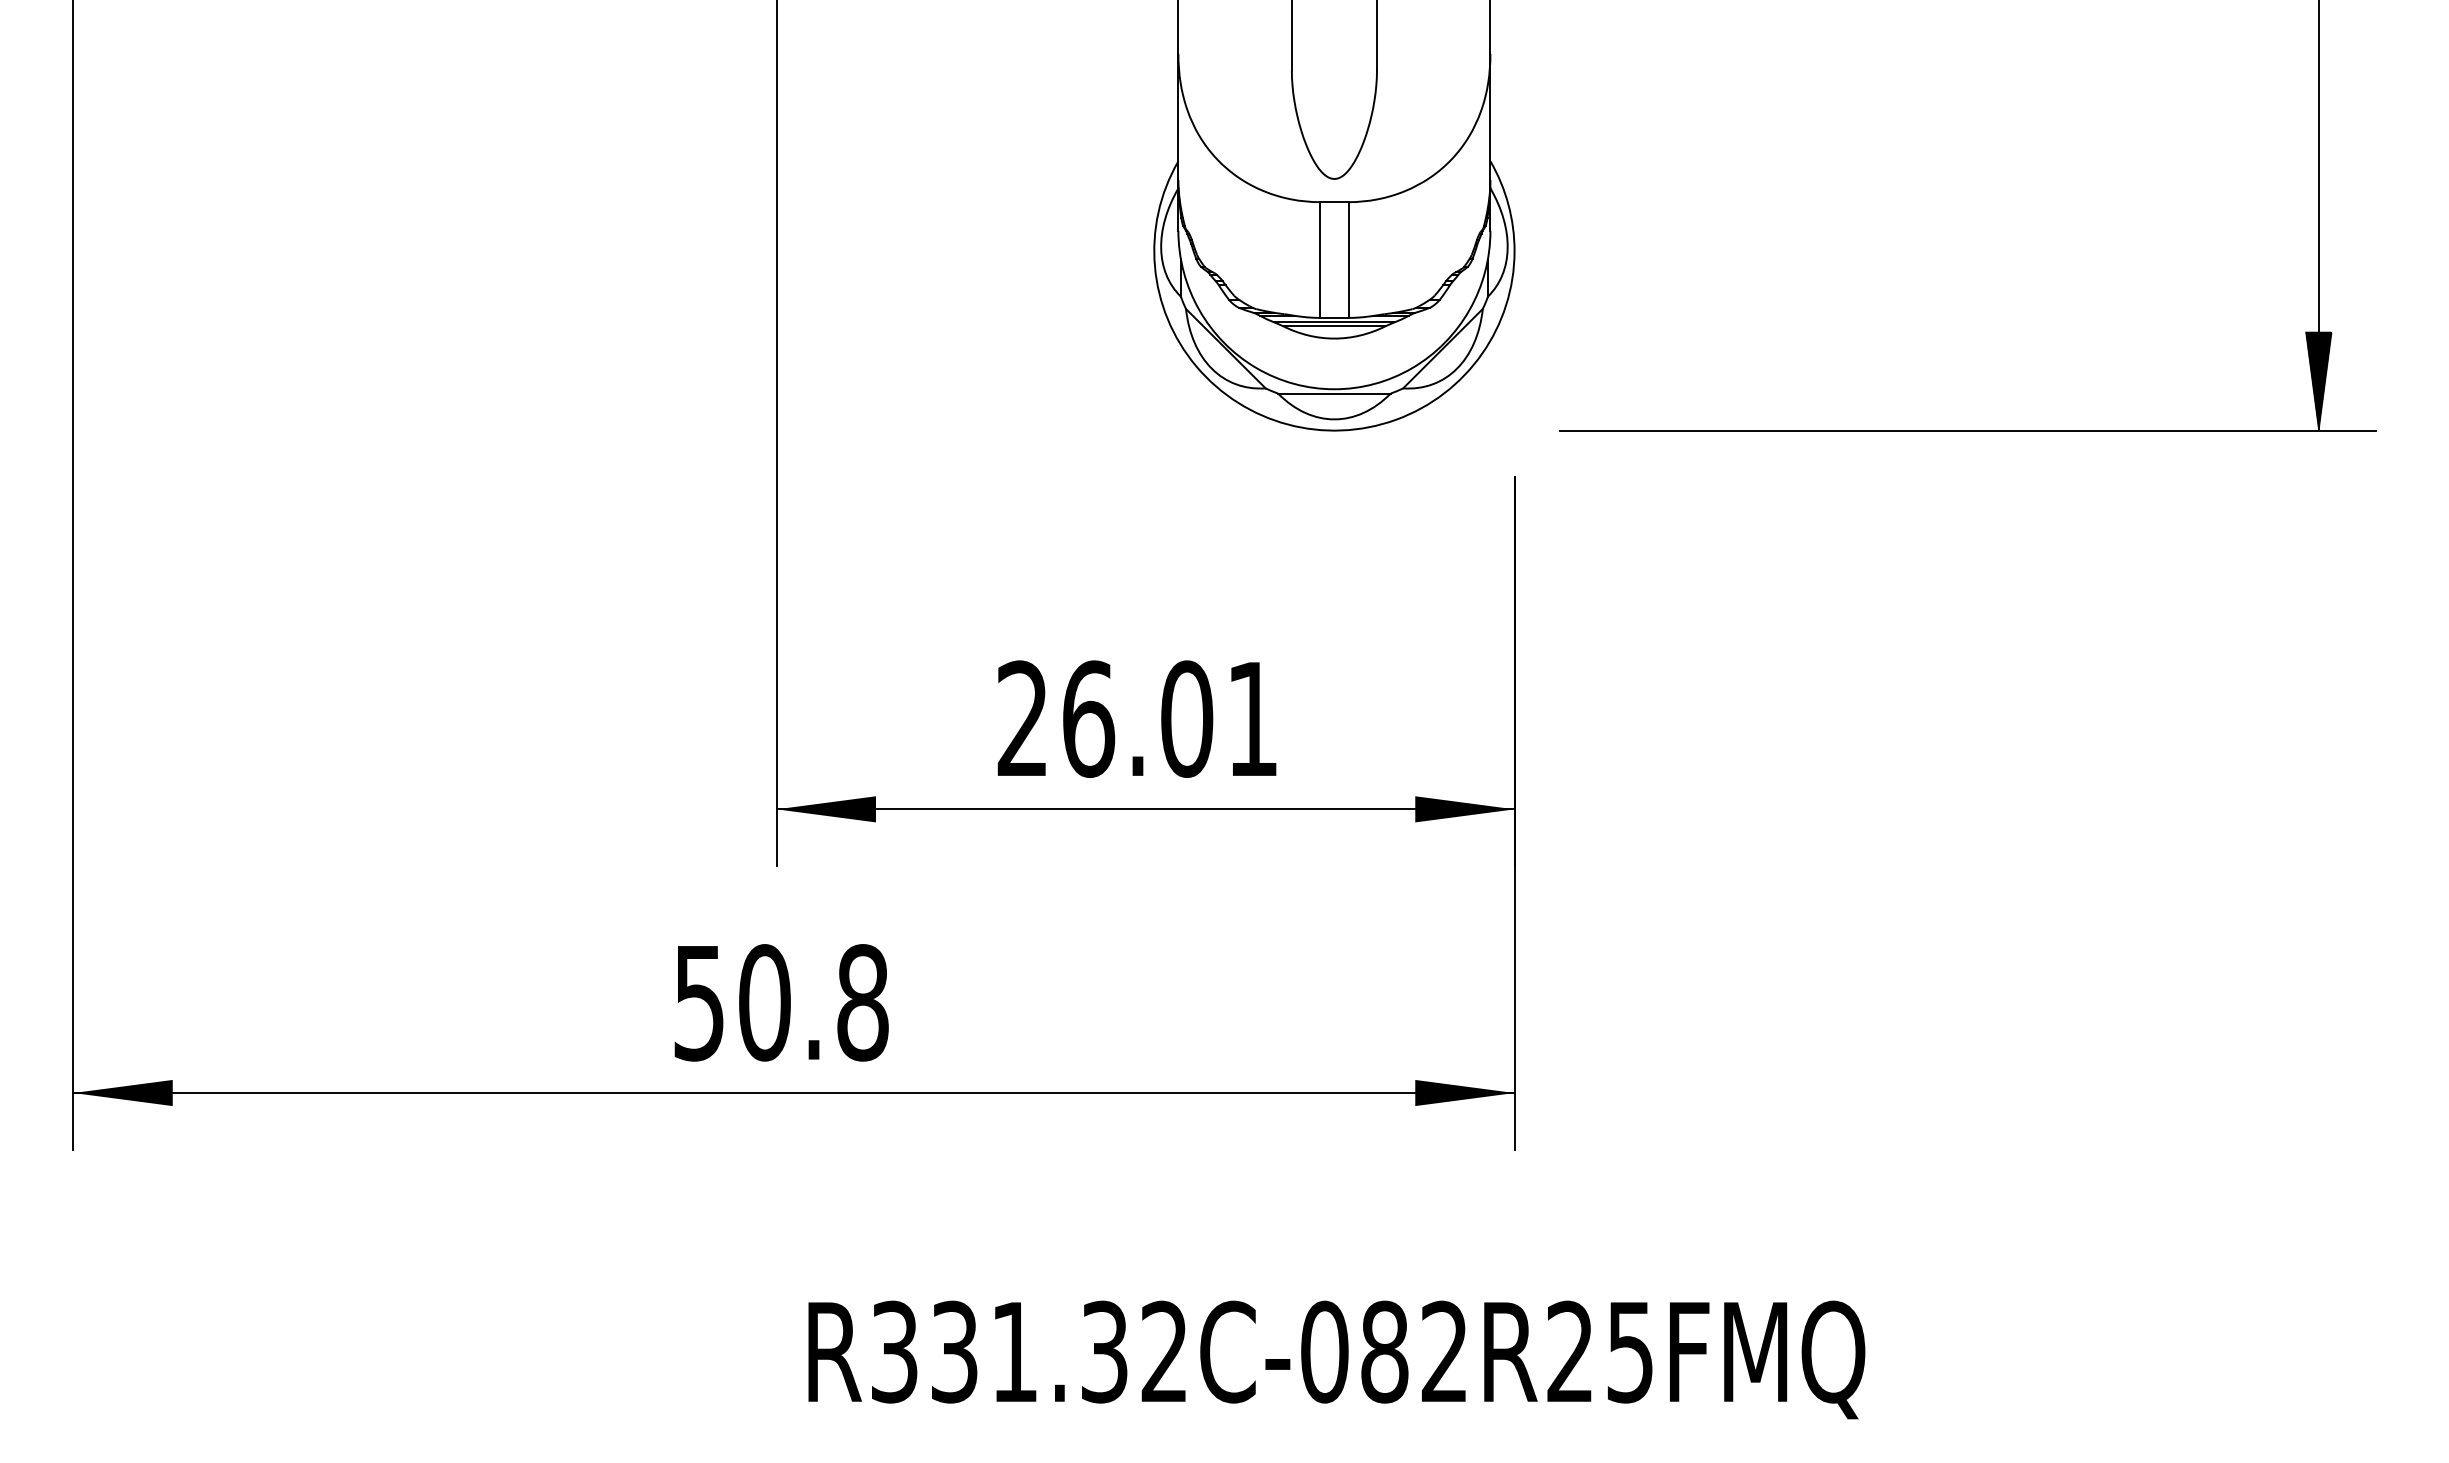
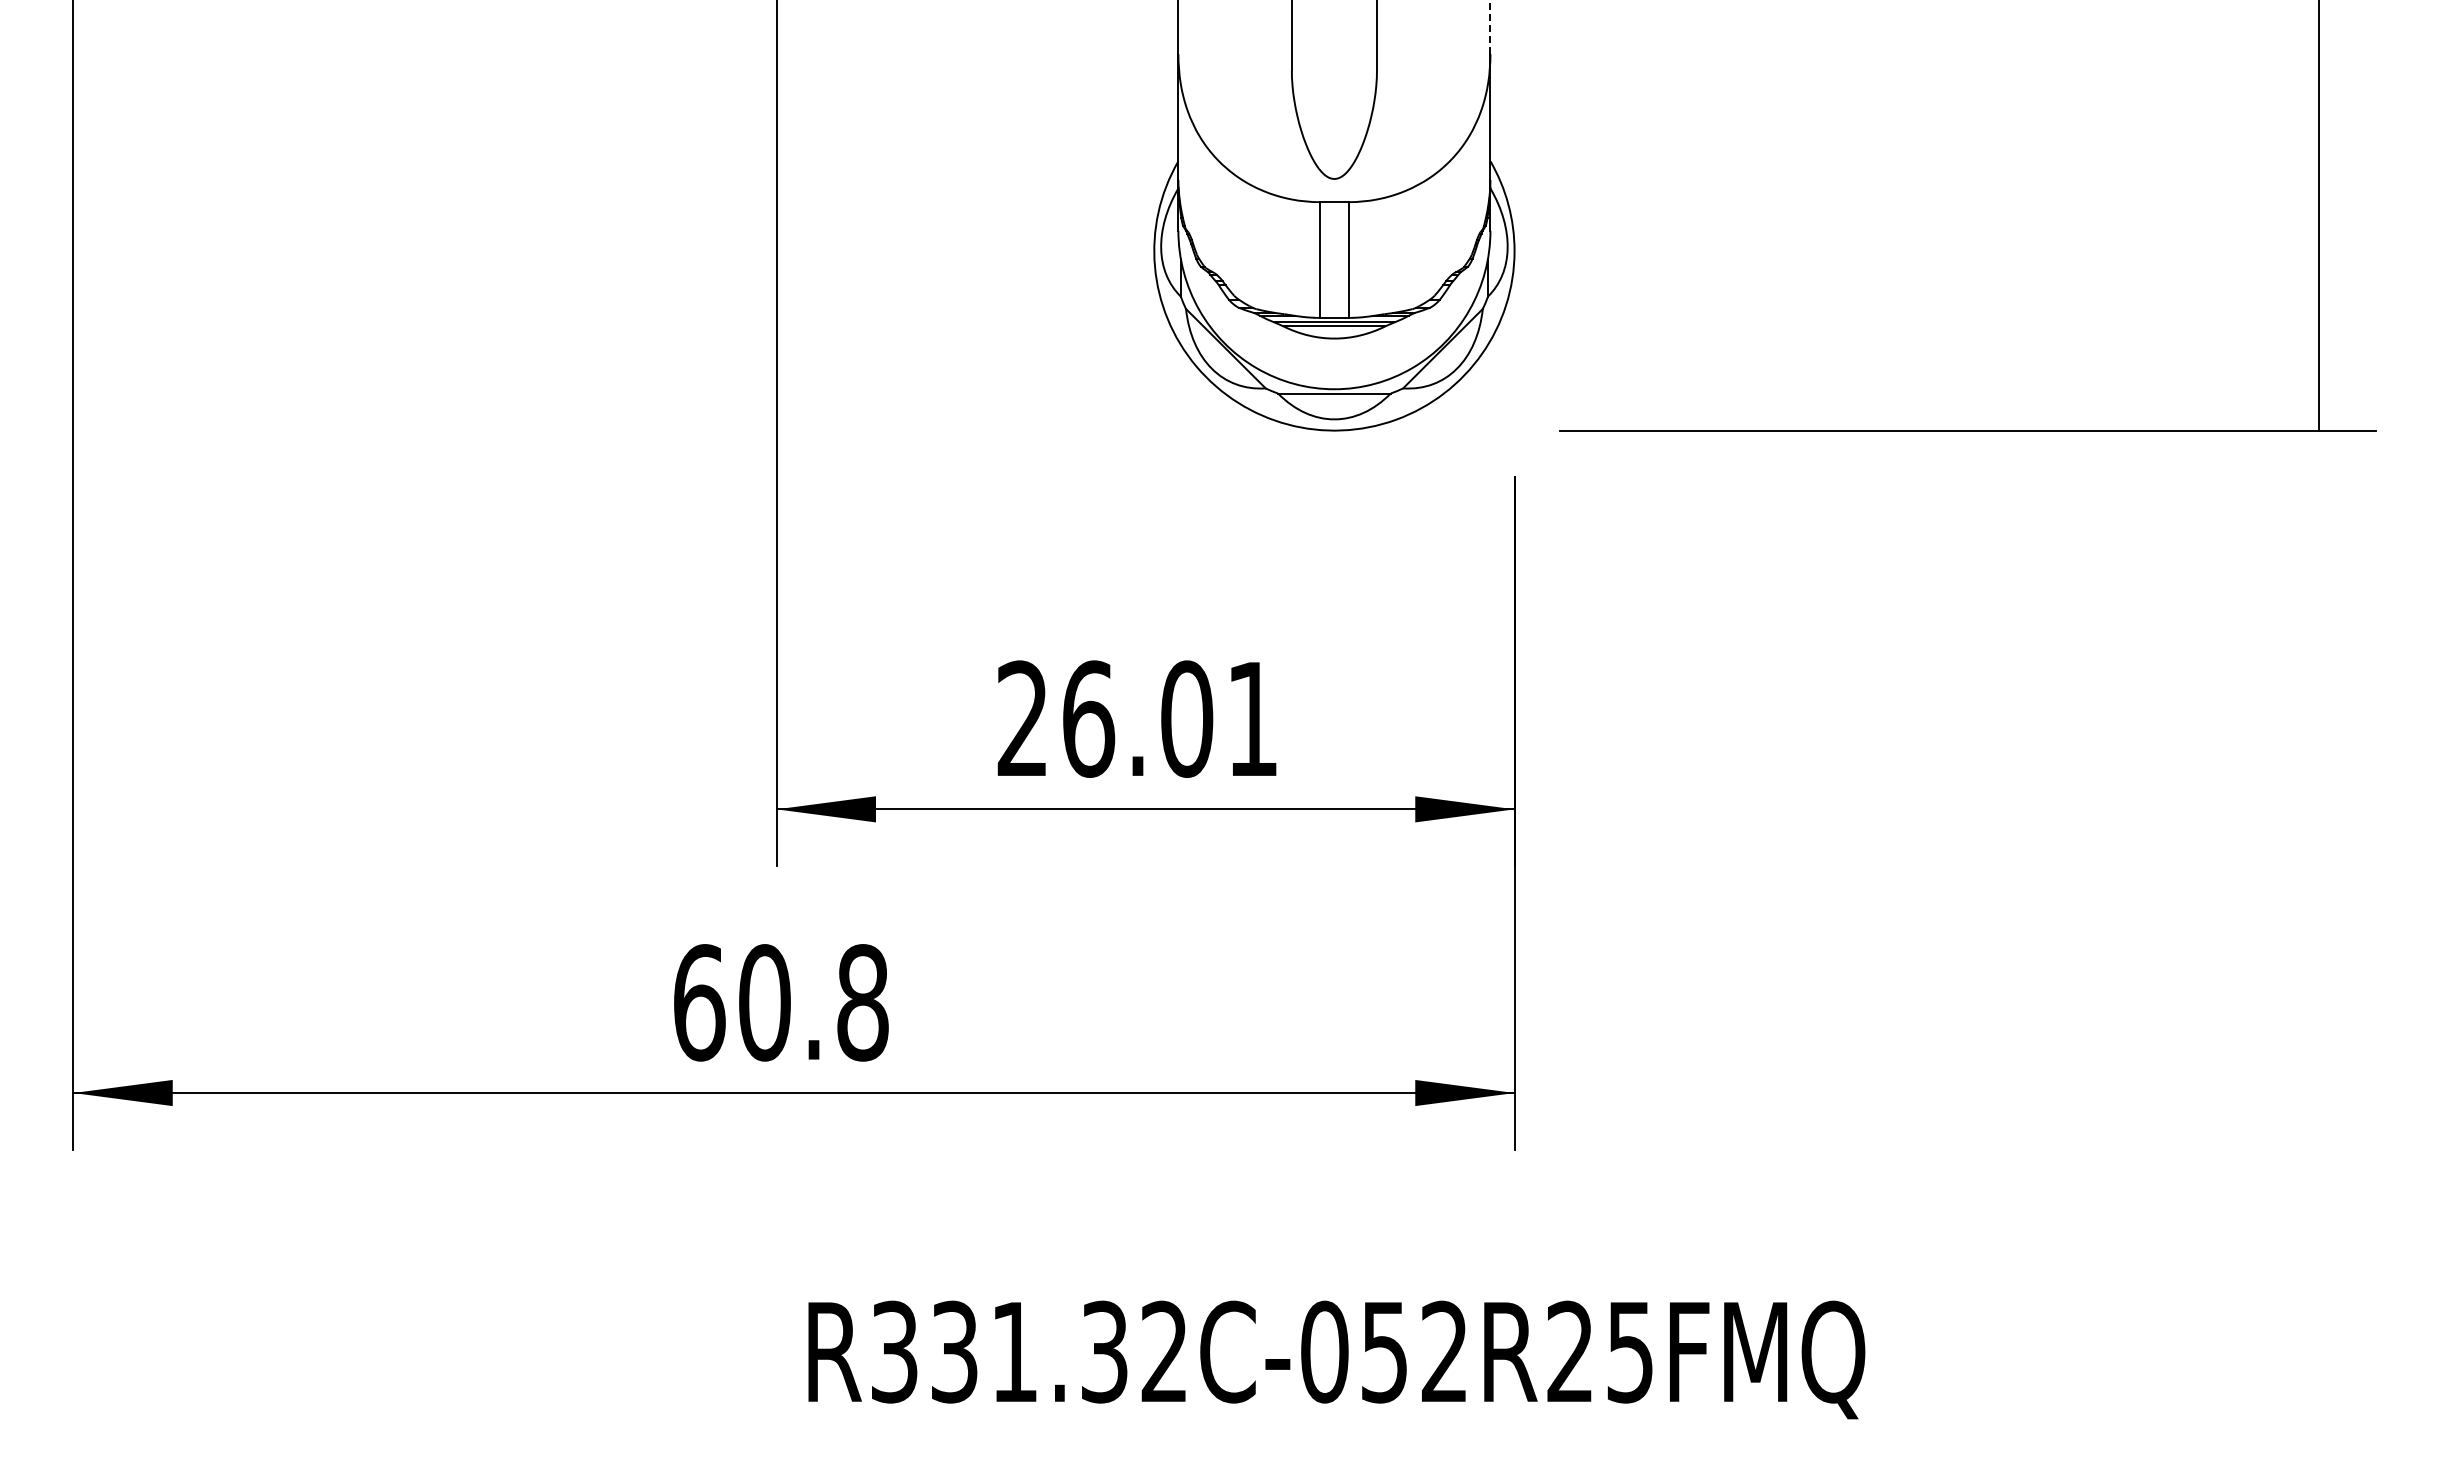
line: solid -> dashed (1490, 27)
hatch: present -> none (2318, 381)
text: 50.8 -> 60.8 (699, 1002)
text: R331.32C-082R25FMQ -> R331.32C-052R25FMQ (1384, 1351)
